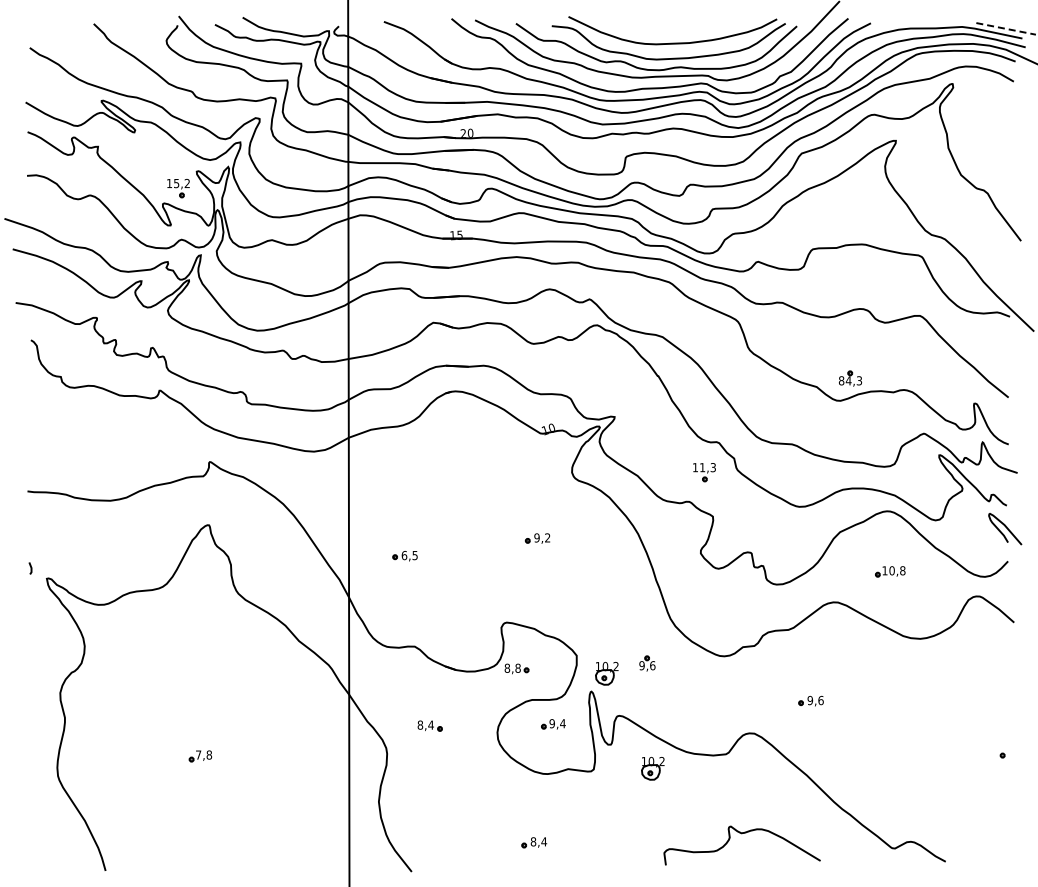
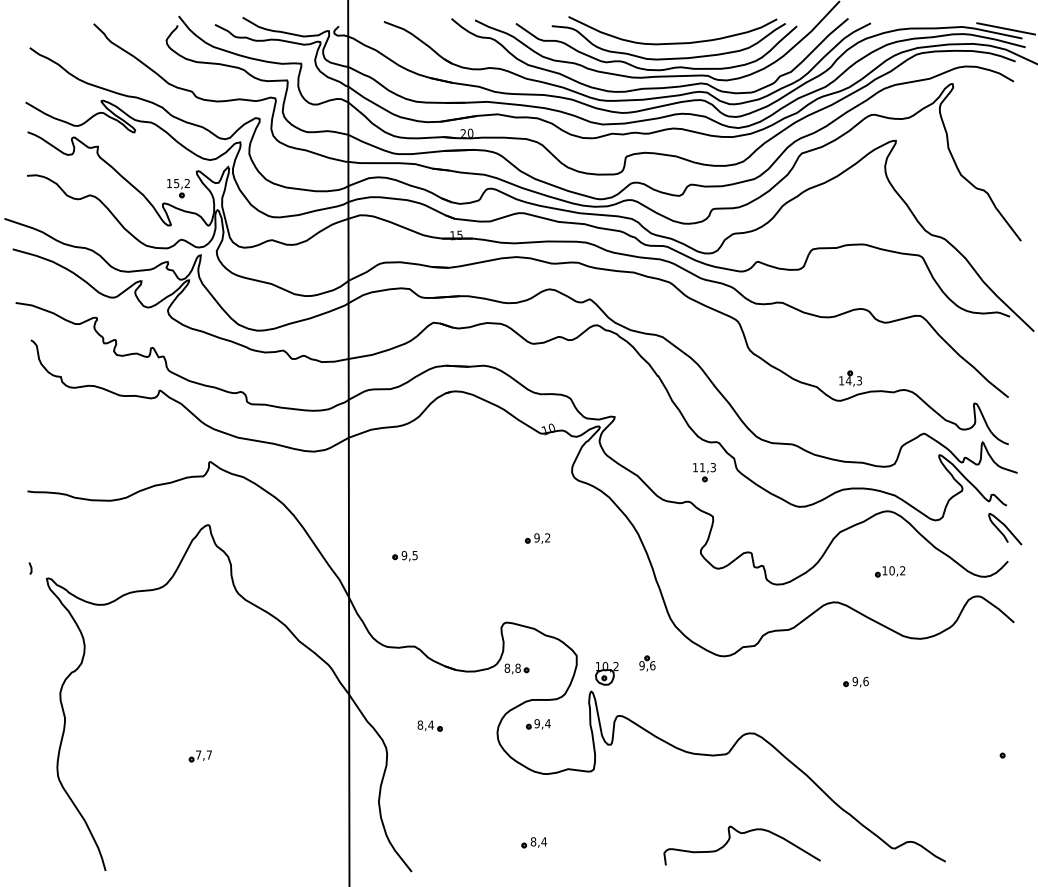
line: dashed -> solid (1006, 28)
text: 84,3 -> 14,3 (841, 380)
text: 6,5 -> 9,5 (404, 555)
text: 10,8 -> 10,2 (902, 570)
part position: (810, 700) -> (855, 681) (855, 681)
part position: (553, 724) -> (538, 724) (538, 724)
text: 7,8 -> 7,7 (209, 754)
part: present -> none (652, 768)
